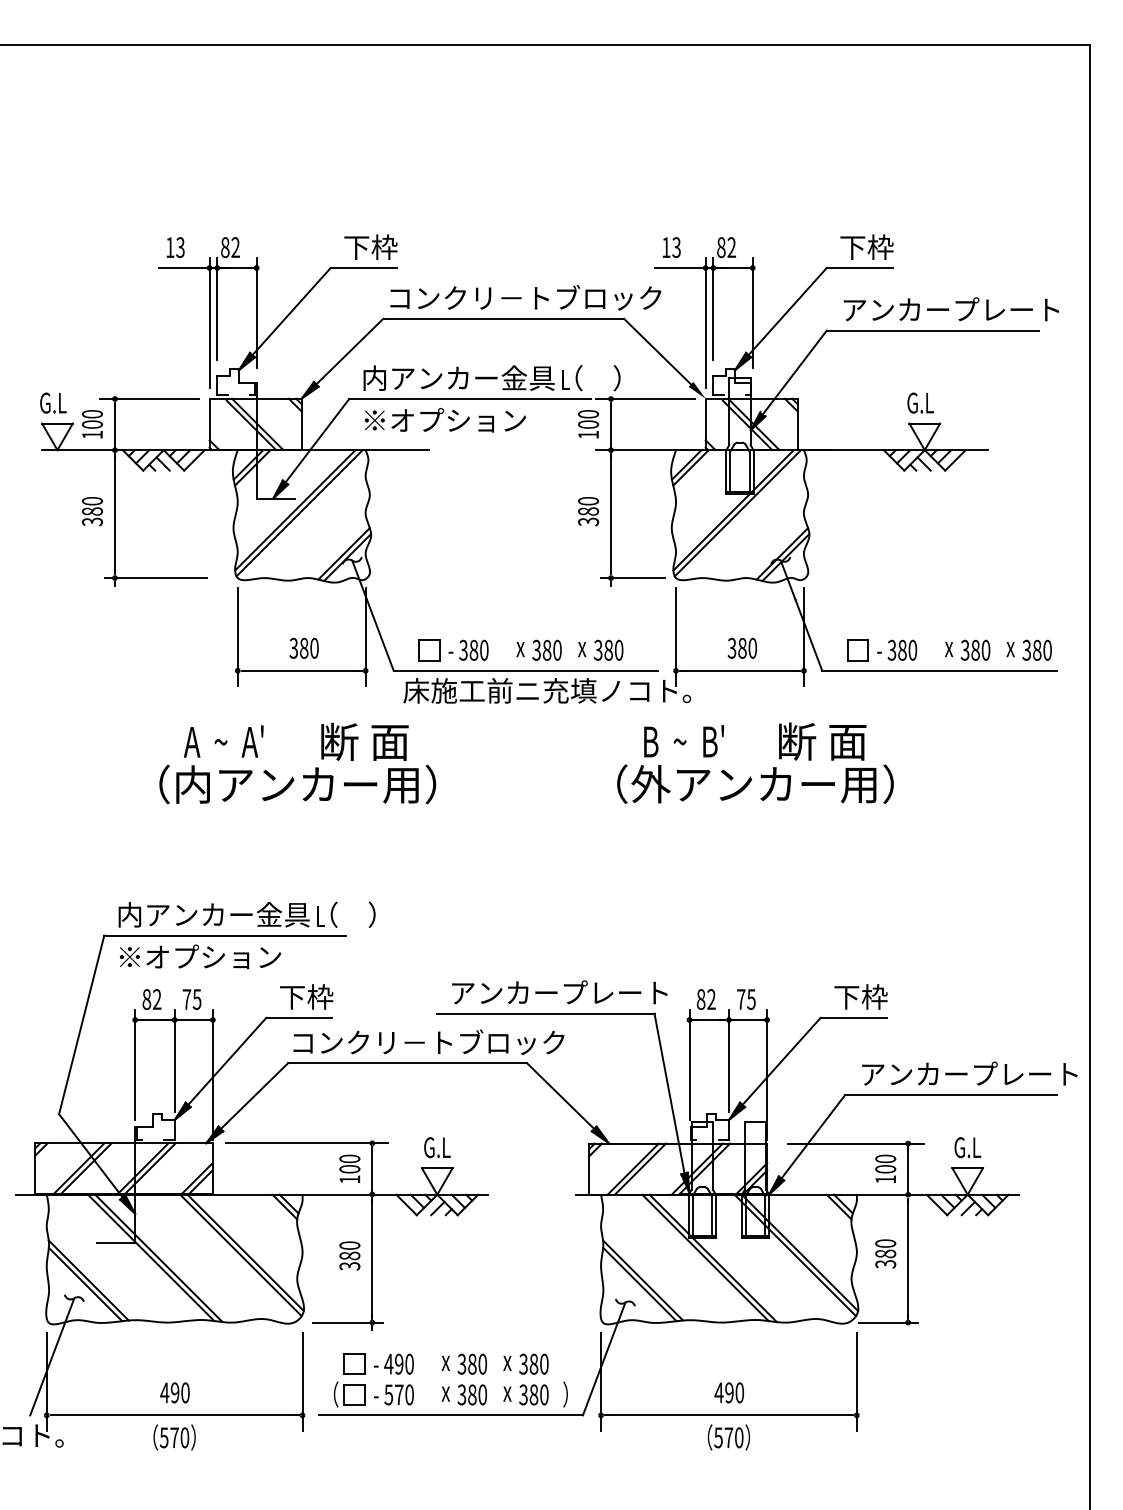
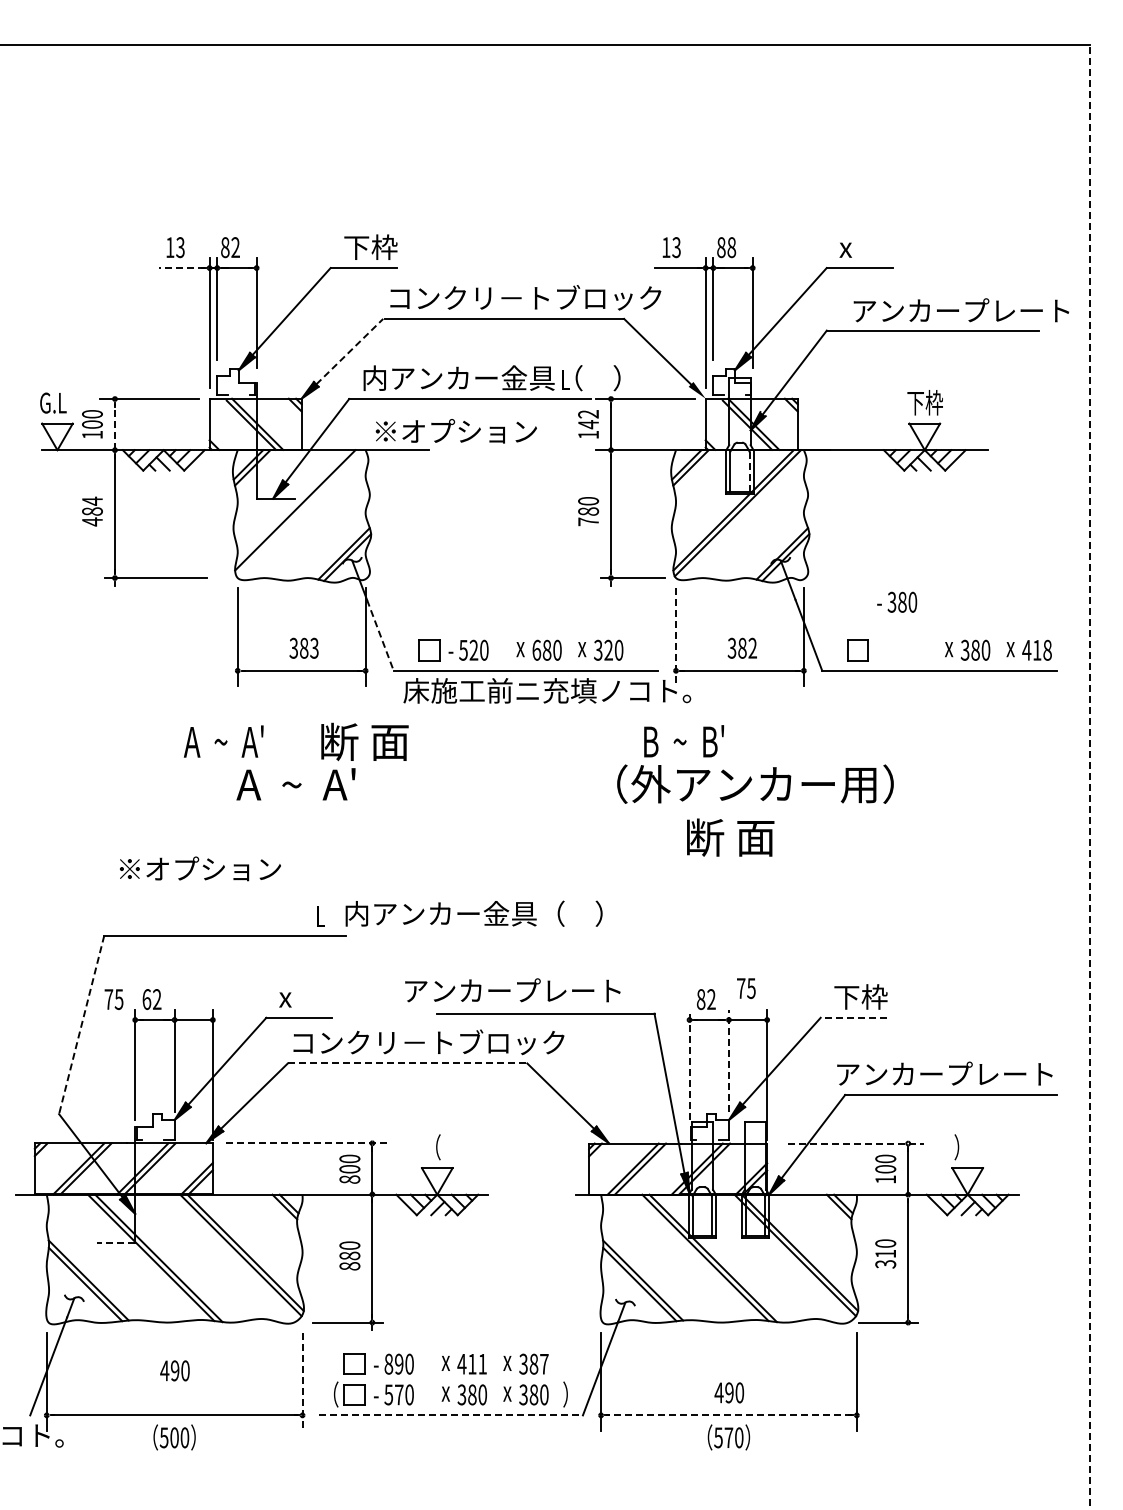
text: 下枠 -> x (866, 246)
text: 82 -> 88 (731, 247)
line: solid -> dashed (181, 268)
text position: (950, 309) -> (960, 310) (960, 310)
line: solid -> dashed (349, 351)
text: G.L -> 下枠 (924, 402)
text: 100 -> 142 (588, 419)
text position: (444, 420) -> (455, 431) (455, 431)
line: solid -> dashed (114, 426)
line: solid -> dashed (749, 472)
text: 380 -> 484 (92, 511)
line: present -> none (299, 513)
text: 380 -> 780 (588, 521)
line: solid -> dashed (380, 635)
line: solid -> dashed (676, 637)
text: 380 -> 383 (314, 648)
text: 380 -> 382 (752, 648)
text: 380 -> 520 (468, 649)
text: 380 -> 680 (536, 649)
text: 380 -> 320 (608, 649)
text position: (897, 649) -> (897, 601) (897, 601)
text: 380 -> 418 (1036, 649)
text position: (822, 741) -> (730, 837) (730, 837)
line: solid -> dashed (1089, 777)
text: （内アンカー用） -> A  ~  A' (297, 784)
text position: (246, 914) -> (473, 913) (473, 913)
text position: (200, 956) -> (200, 868) (200, 868)
text position: (559, 992) -> (512, 990) (512, 990)
text: 下枠 -> x (306, 996)
text: 82 -> 62 (146, 999)
text position: (191, 999) -> (113, 999) (113, 999)
text position: (746, 999) -> (746, 988) (746, 988)
line: solid -> dashed (853, 1017)
line: solid -> dashed (81, 1025)
line: solid -> dashed (728, 1060)
line: solid -> dashed (407, 1063)
line: solid -> dashed (689, 1064)
text position: (969, 1073) -> (944, 1073) (944, 1073)
line: solid -> dashed (307, 1143)
line: solid -> dashed (855, 1143)
text: G.L -> （ (437, 1147)
text: G.L -> ） (967, 1147)
text: 100 -> 800 (349, 1179)
line: solid -> dashed (115, 1243)
text: 380 -> 310 (885, 1253)
text: 380 -> 880 (349, 1266)
text: 490 -> 890 (388, 1363)
text: 380 -> 411 (471, 1363)
text: 380 -> 387 (544, 1363)
line: solid -> dashed (302, 1381)
text position: (174, 1392) -> (174, 1370) (174, 1370)
line: solid -> dashed (450, 1415)
line: solid -> dashed (728, 1415)
text: 570 -> 500 (174, 1437)
